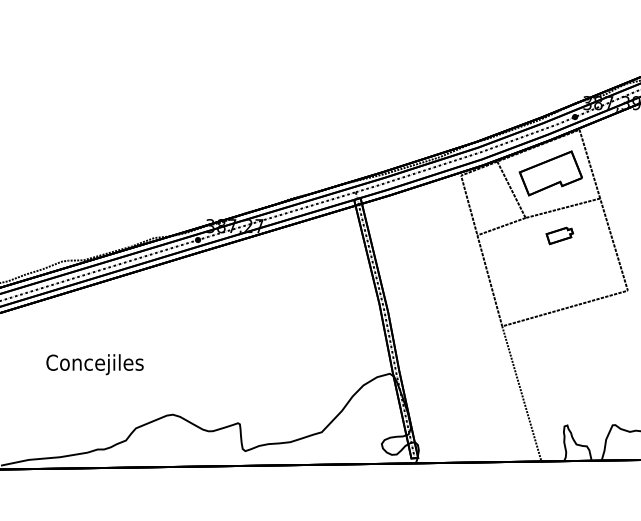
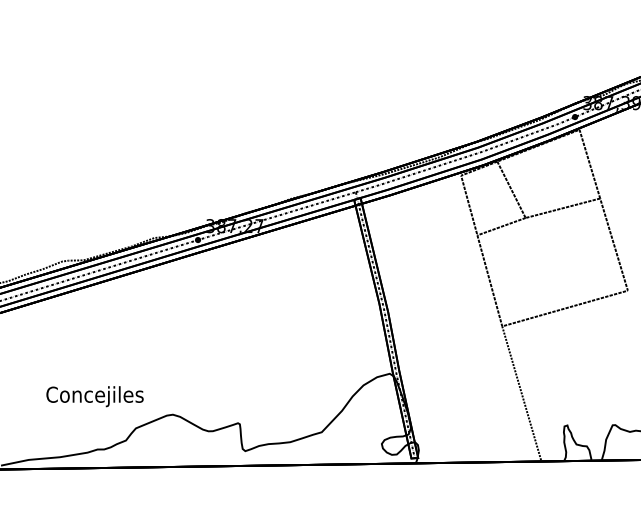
part: present -> none (550, 173)
part: present -> none (559, 235)
text position: (94, 364) -> (94, 396) (94, 396)
